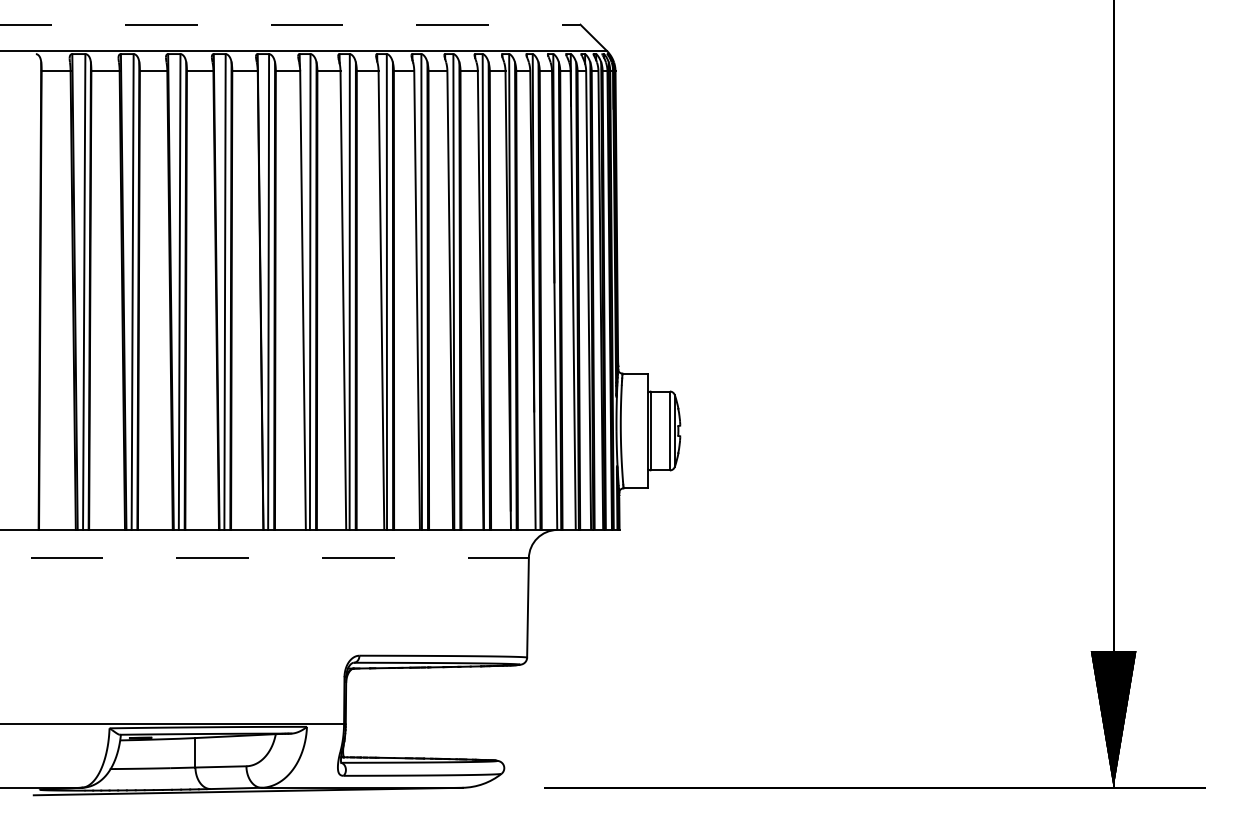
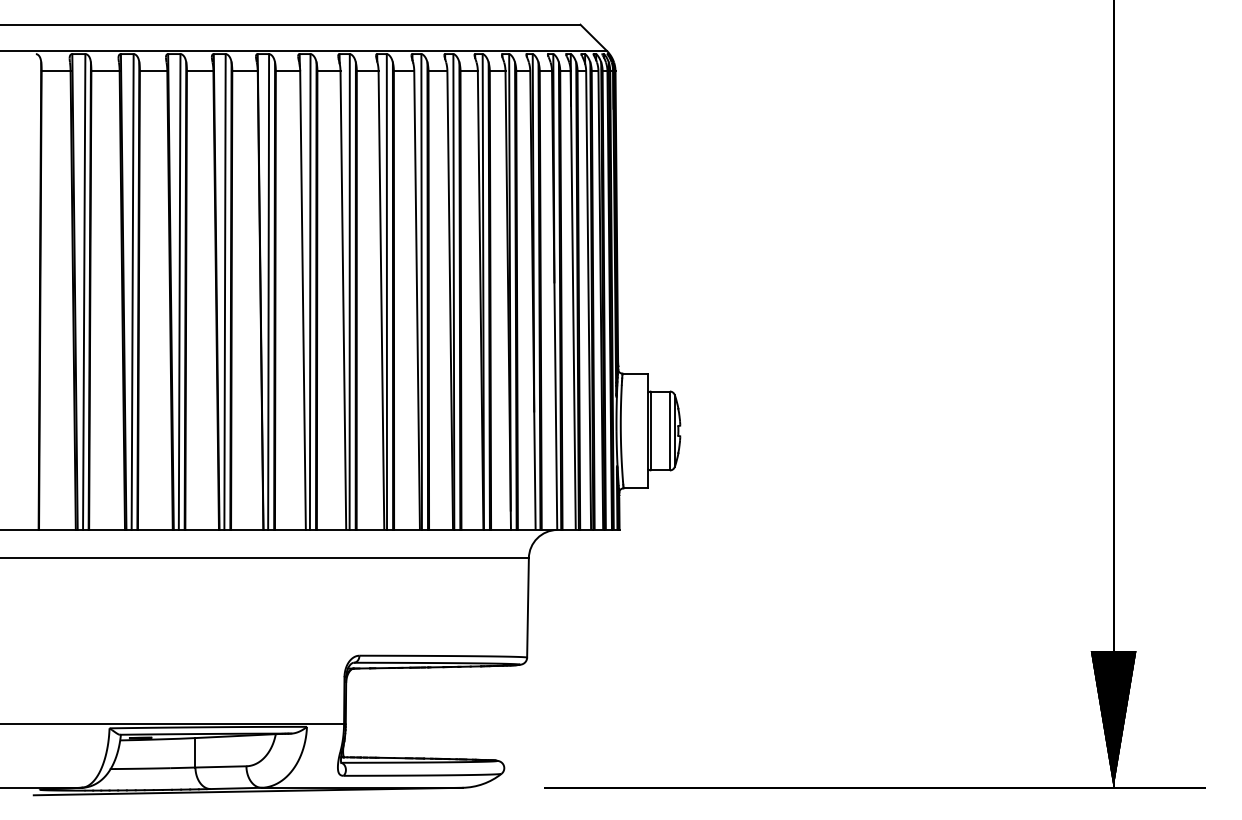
line: dashed -> solid (290, 24)
line: dashed -> solid (264, 558)
